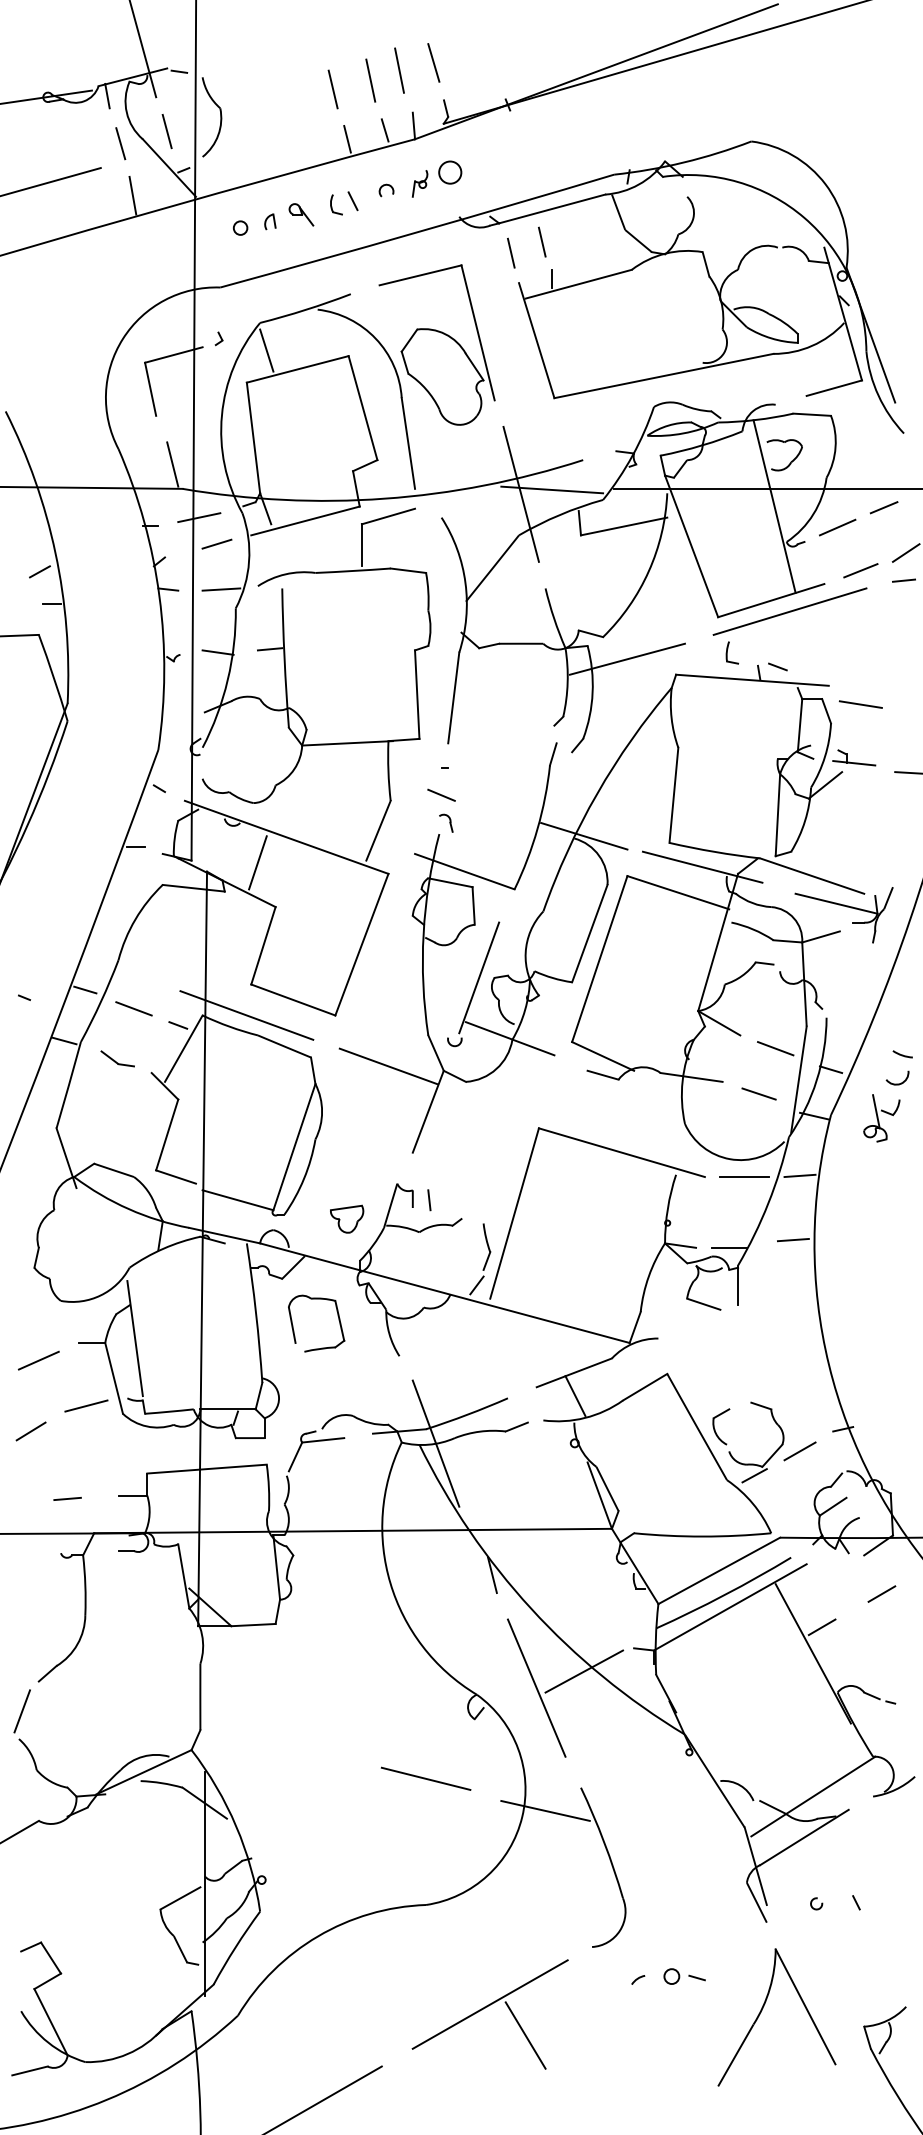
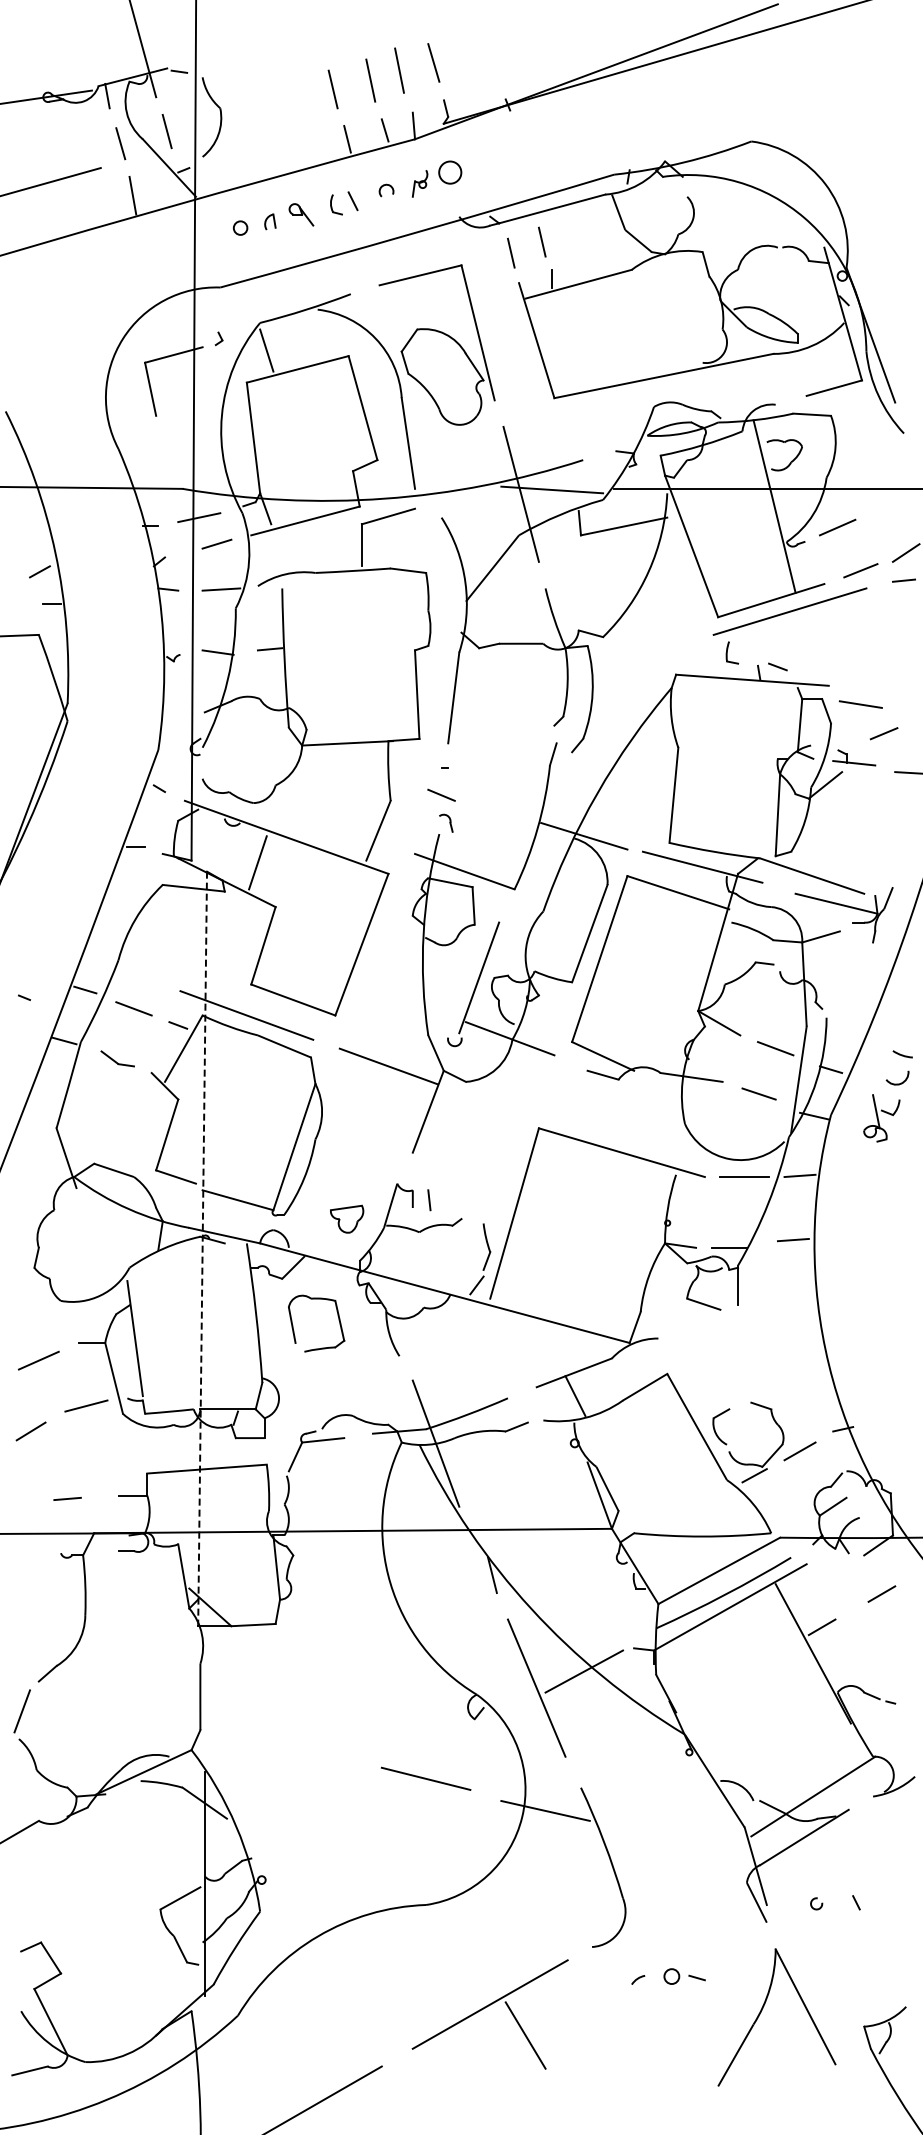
line: present -> none (172, 464)
line position: (883, 507) -> (883, 733) (883, 733)
line: present -> none (626, 658)
line: solid -> dashed (202, 1249)
